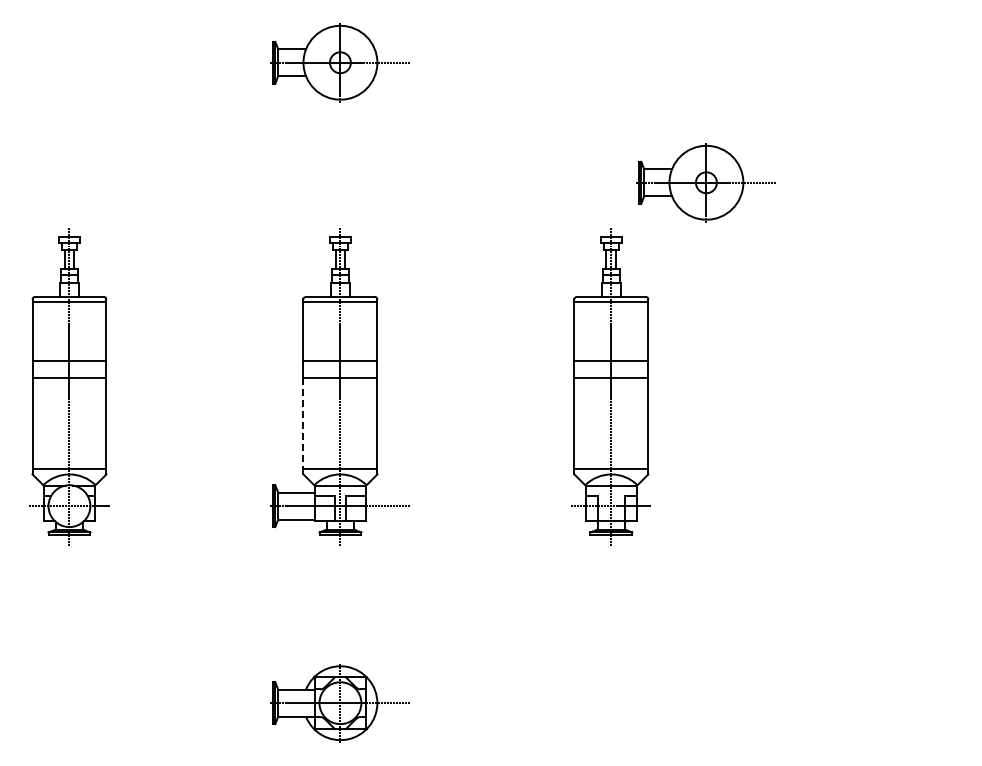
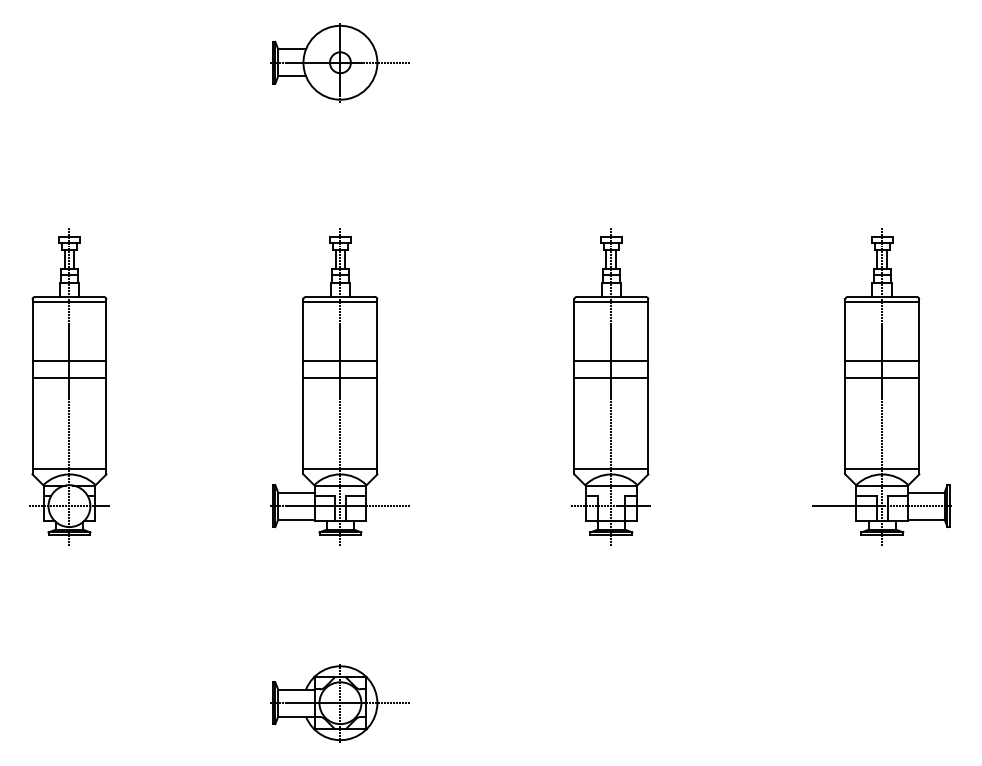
part: present -> none (705, 182)
part: none -> present (881, 386)
line: dashed -> solid (303, 424)
